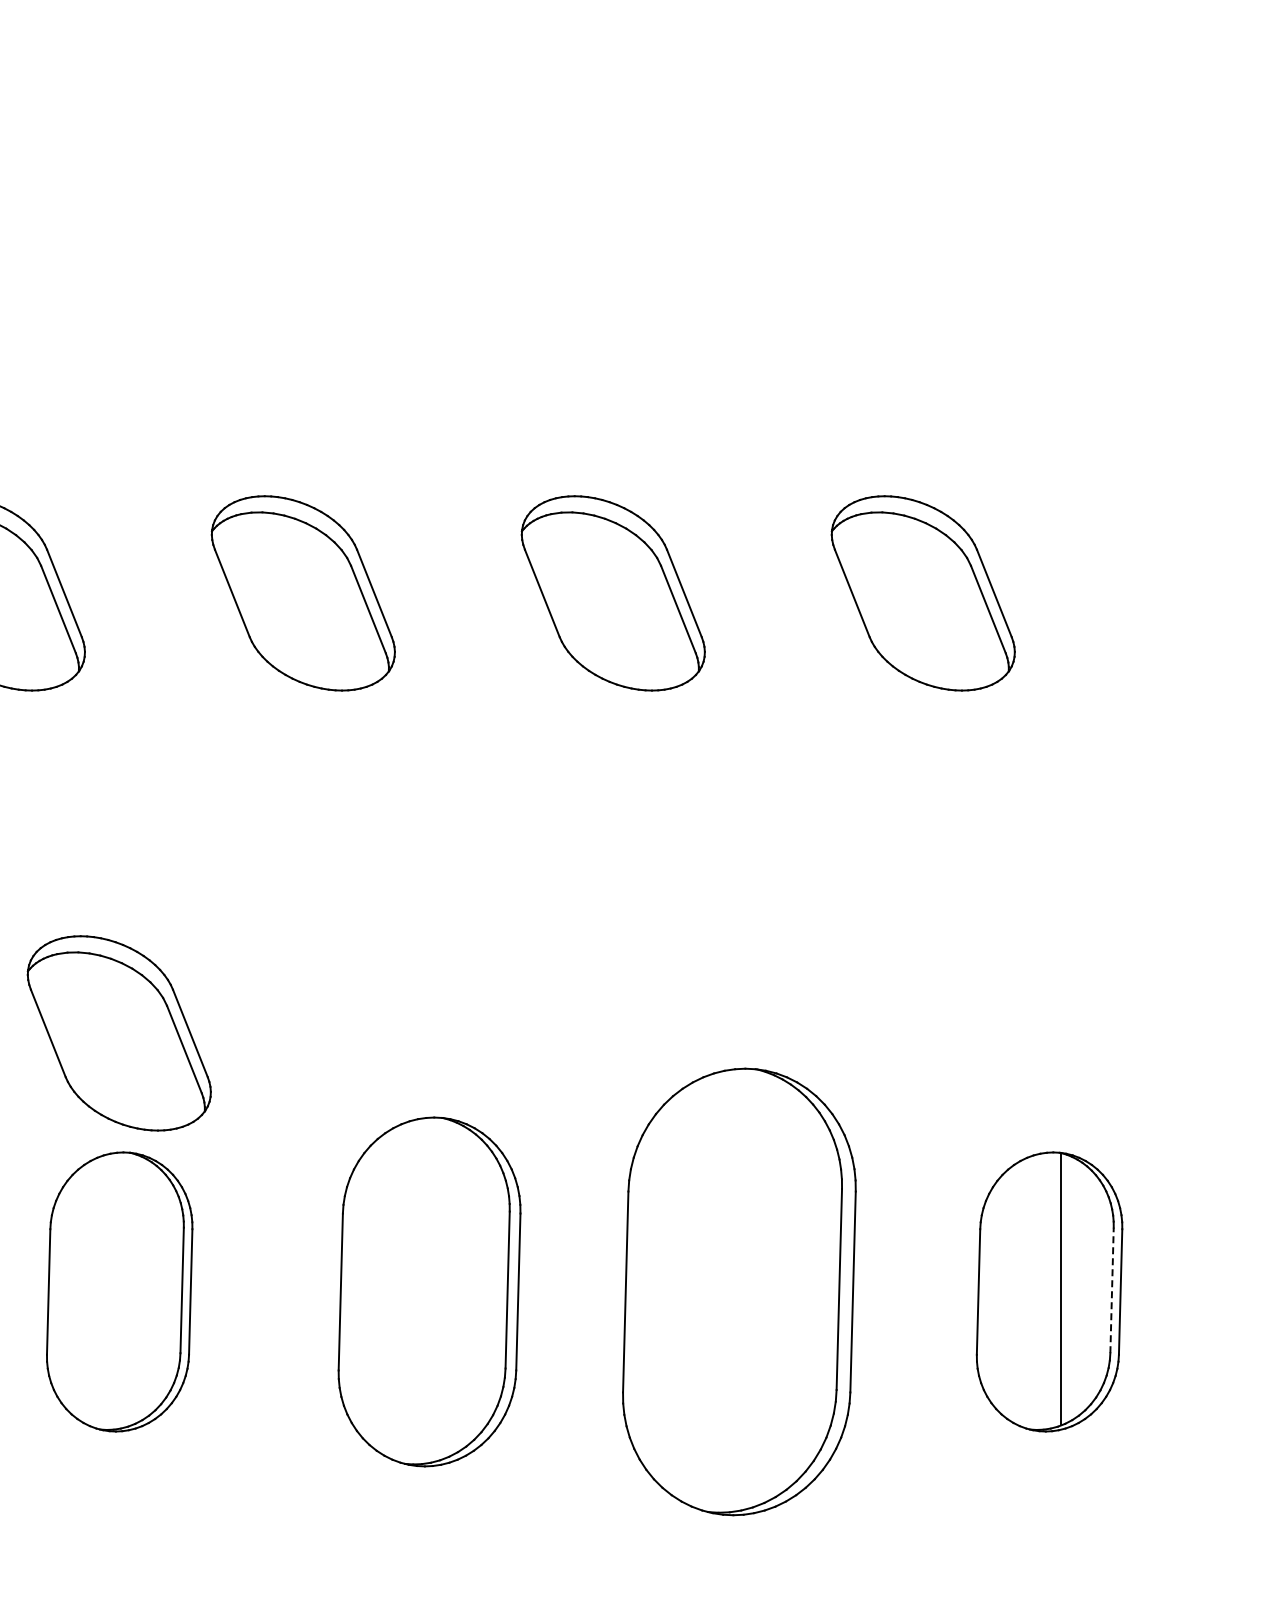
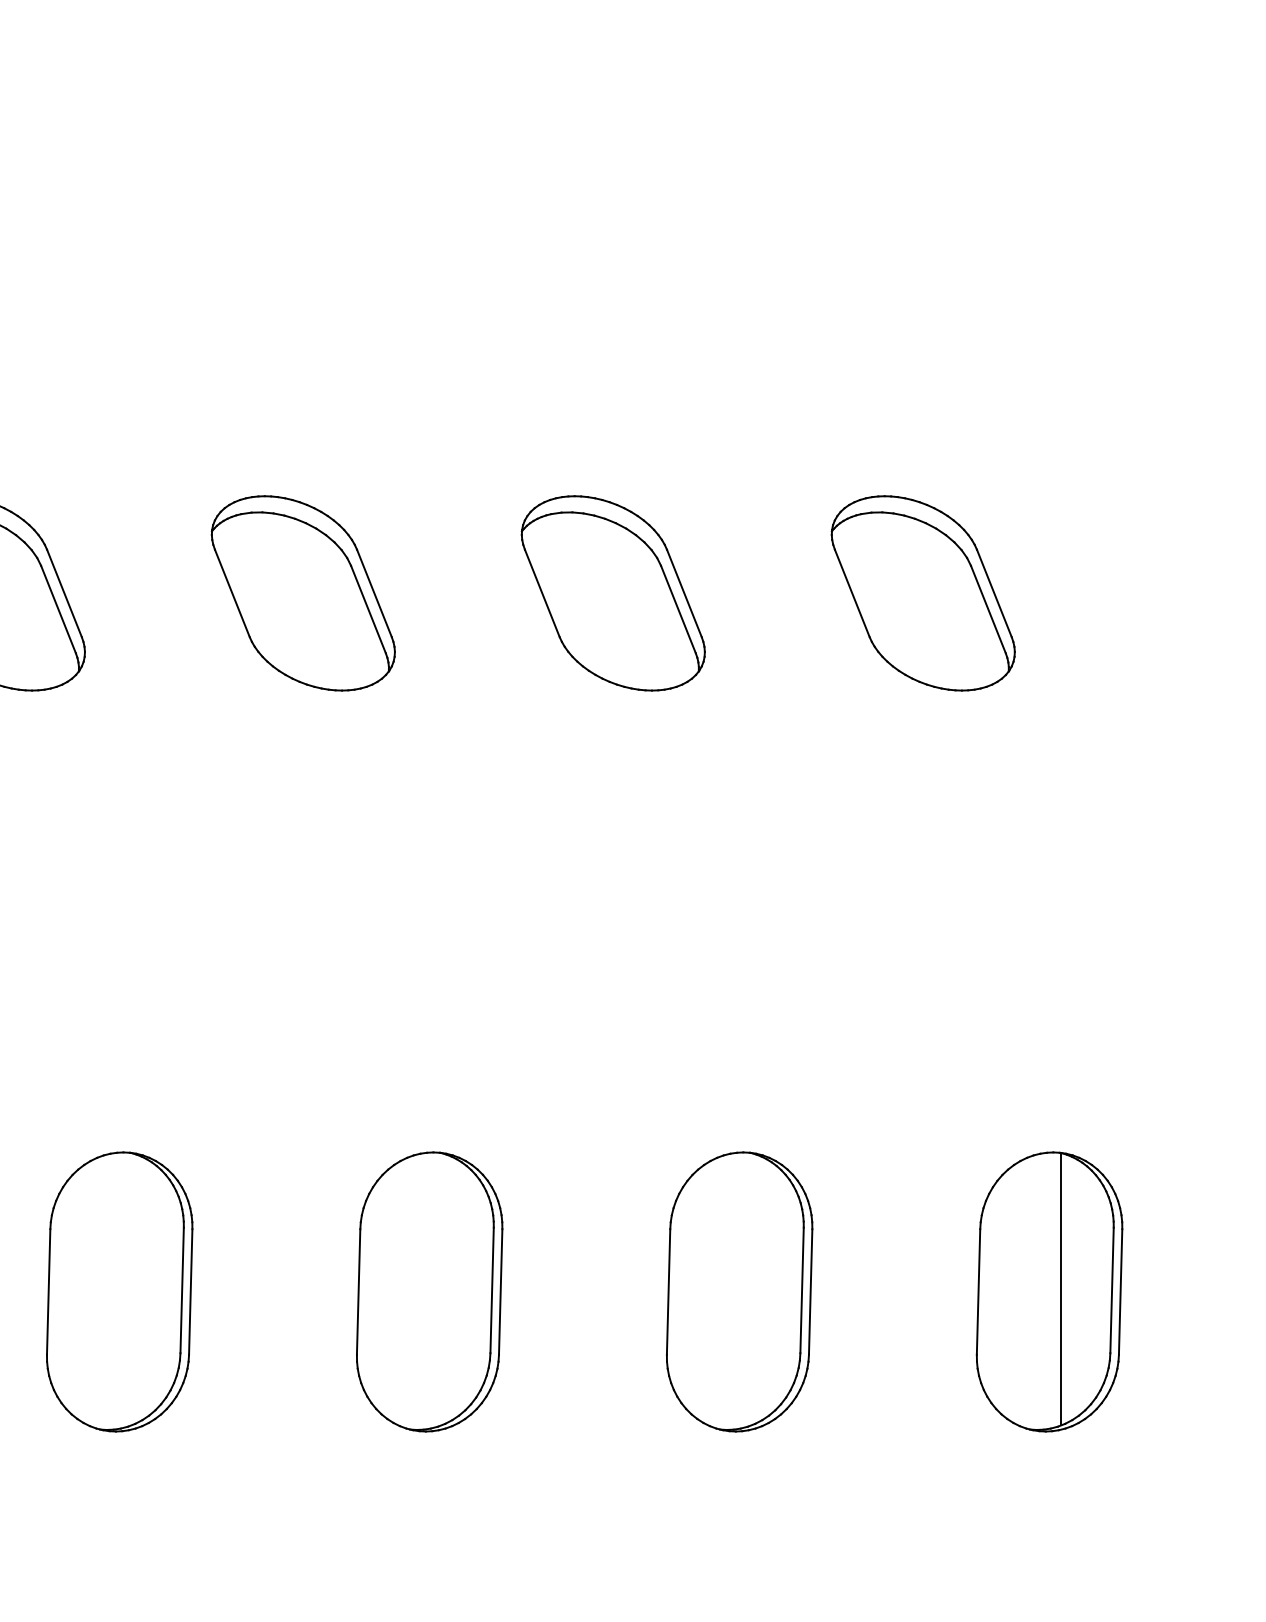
part: present -> none (118, 1033)
line: dashed -> solid (1112, 1290)
part size: 185x352 px -> 148x282 px (429, 1291)
part size: 235x450 px -> 148x282 px (739, 1291)
